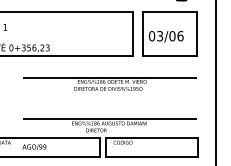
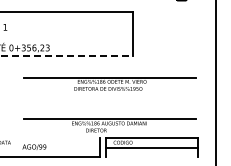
part: present -> none (169, 33)
line: solid -> dashed (66, 56)
line: present -> none (51, 137)
line position: (152, 157) -> (152, 148) (152, 148)
